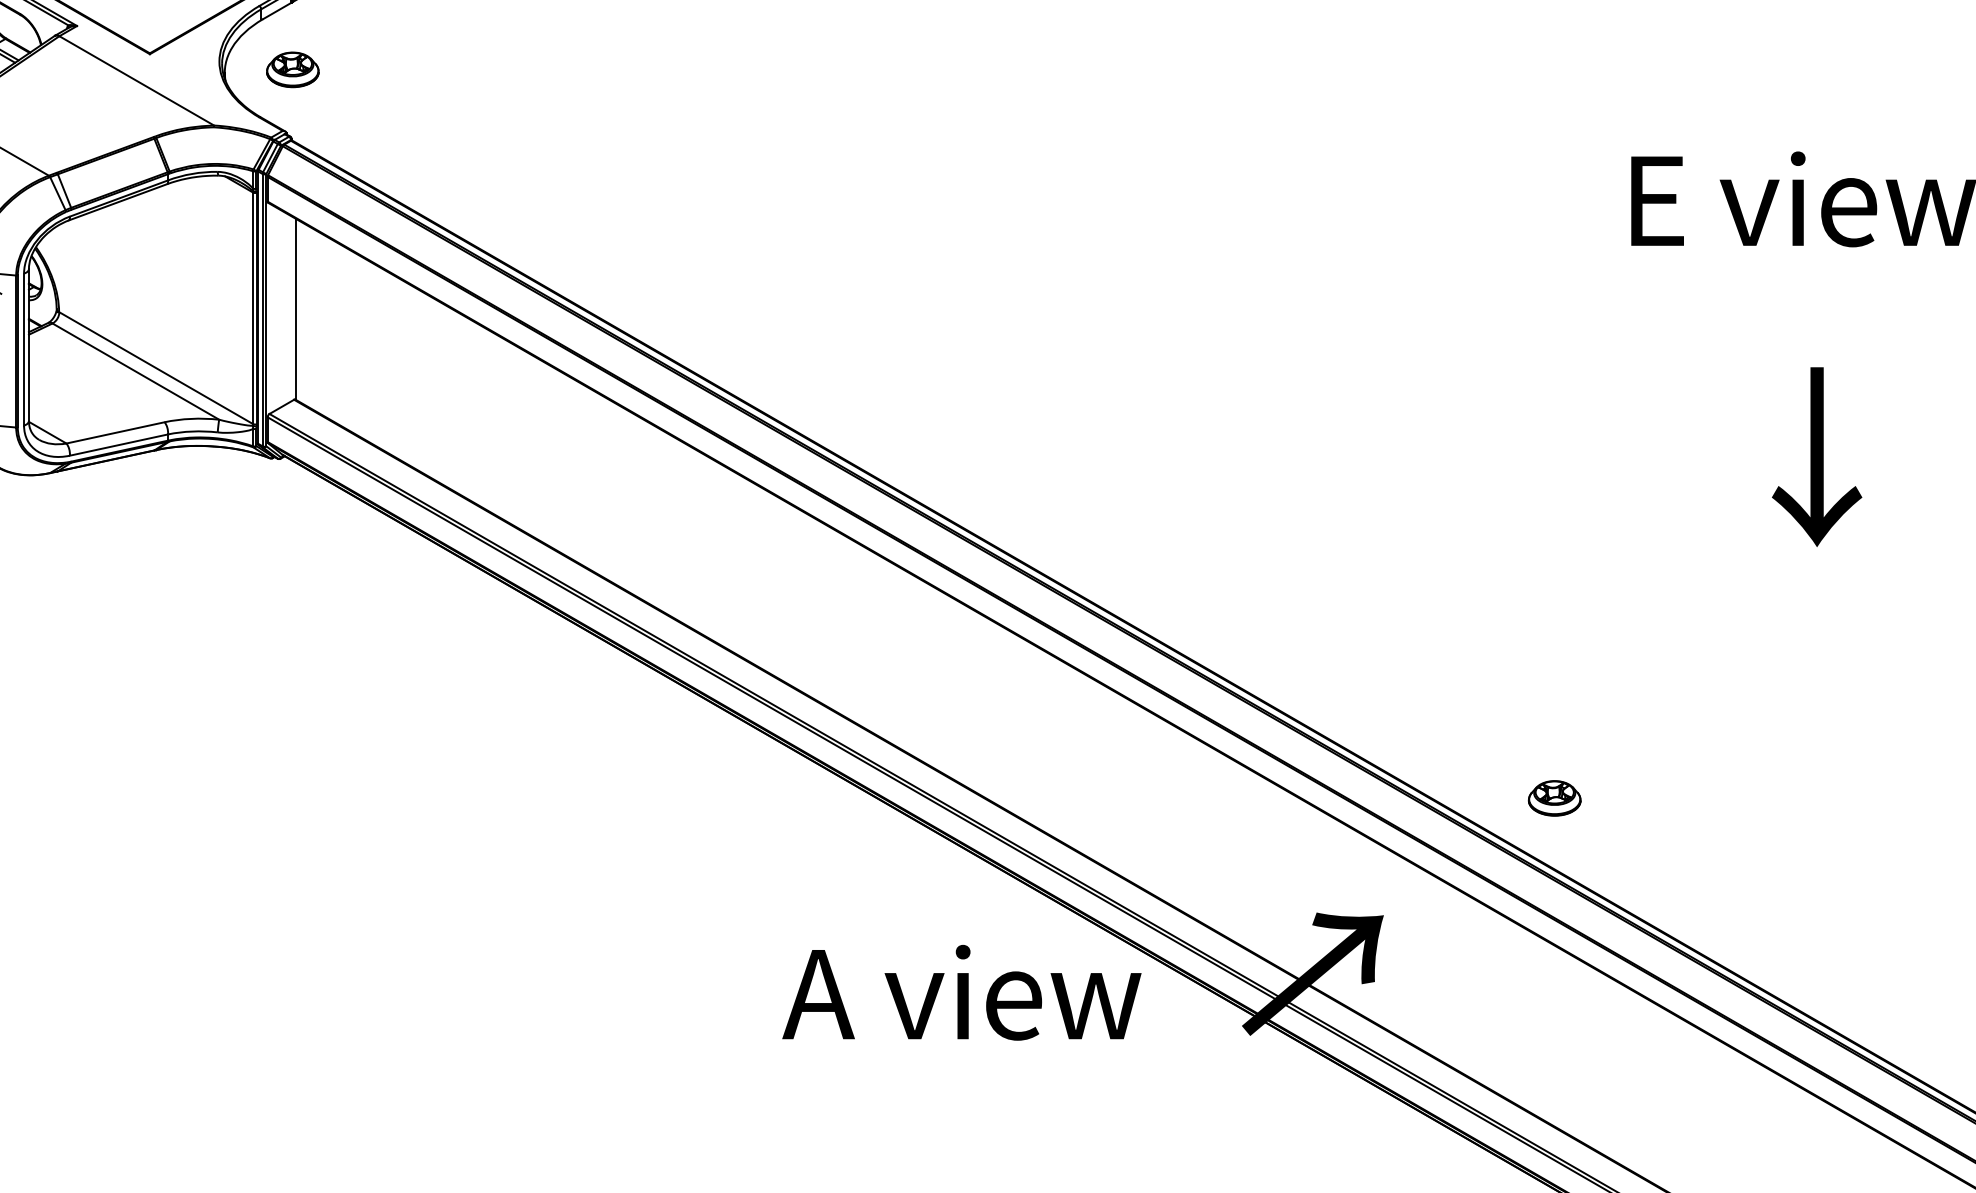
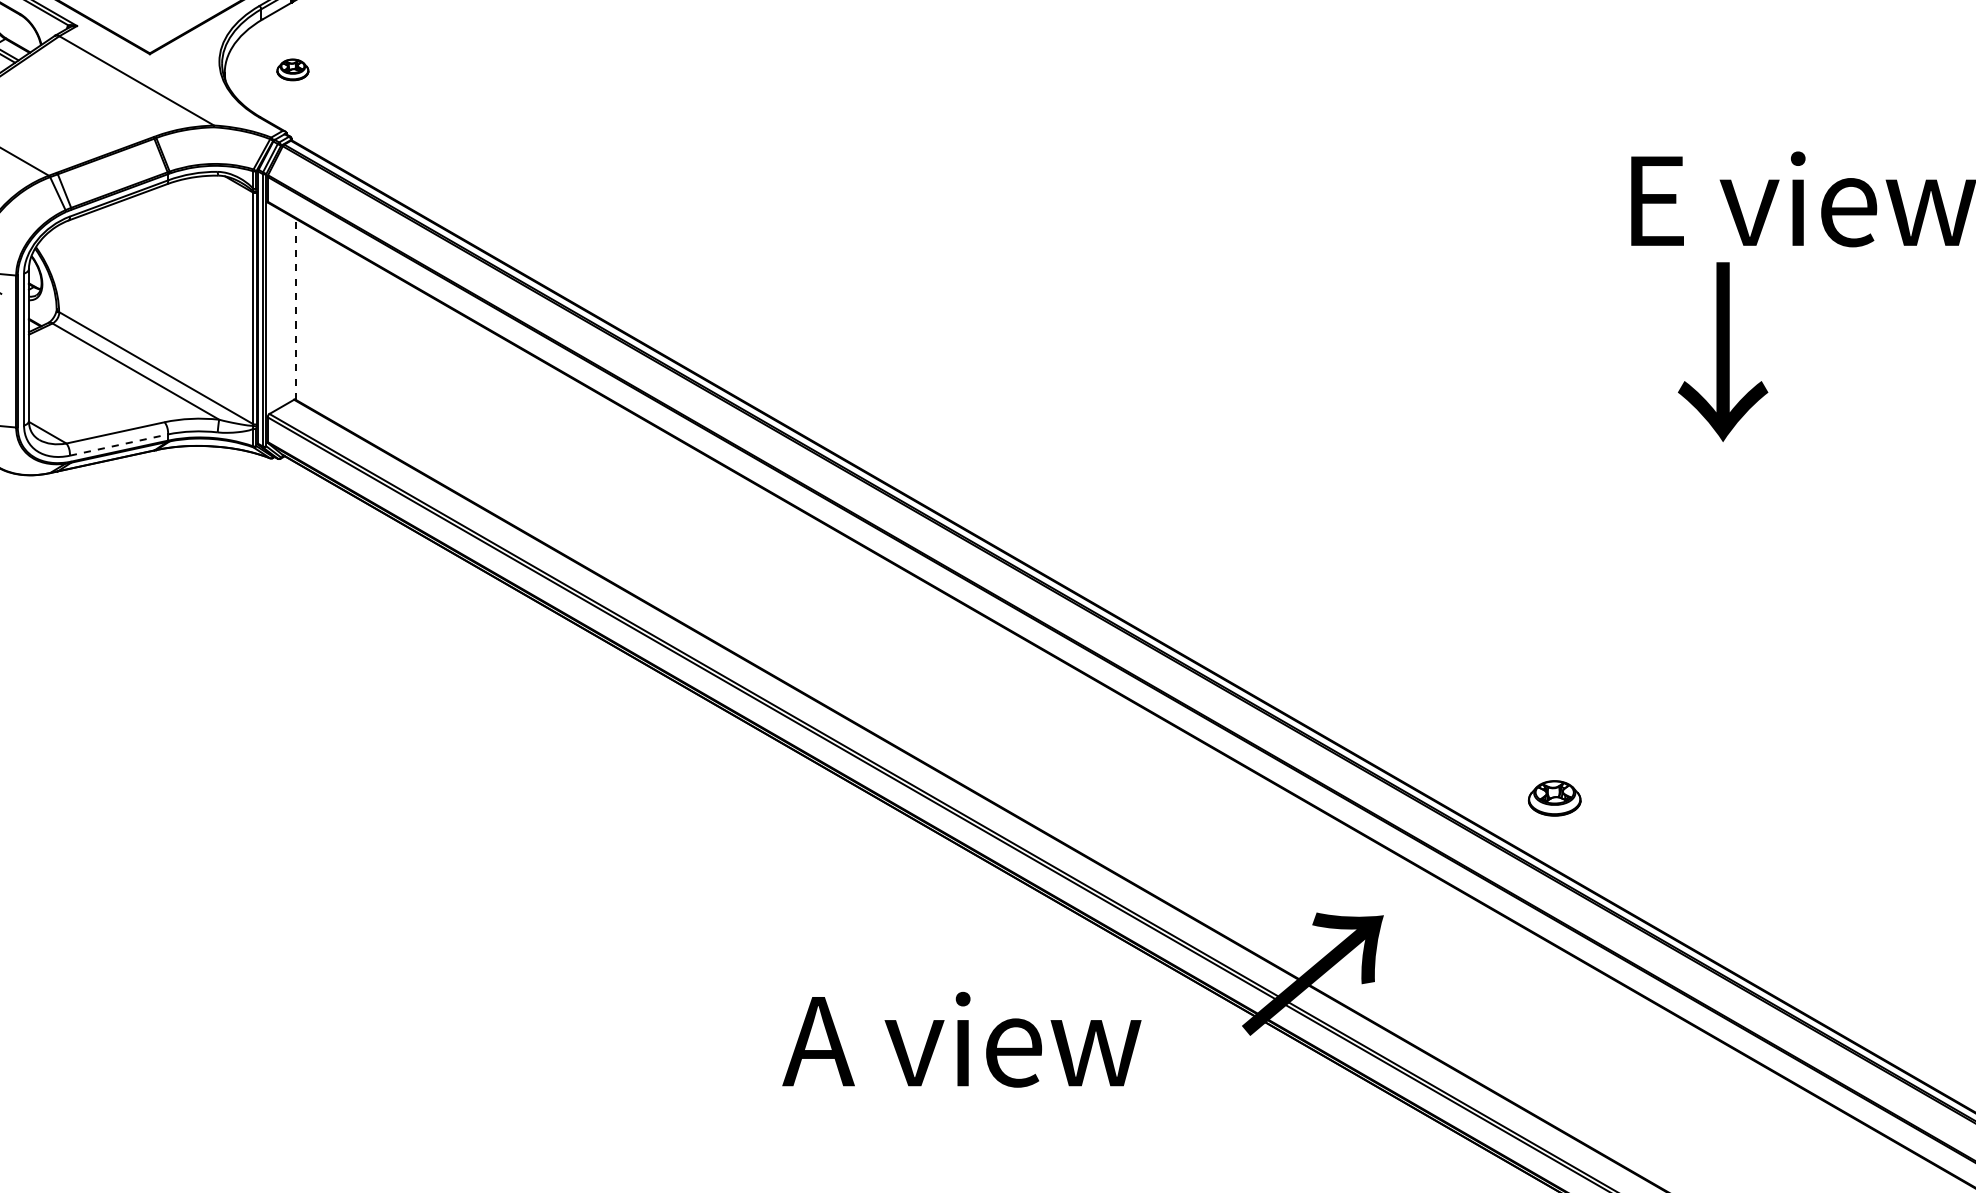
part size: 54x38 px -> 34x24 px (292, 69)
line: solid -> dashed (296, 309)
line: solid -> dashed (119, 444)
text position: (1817, 456) -> (1723, 351) (1723, 351)
text position: (961, 992) -> (961, 1039) (961, 1039)
